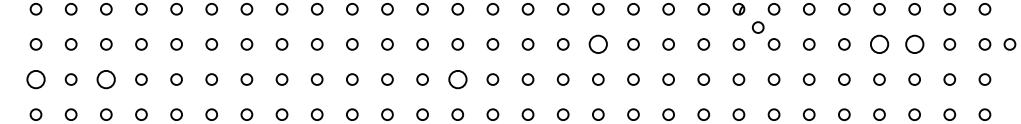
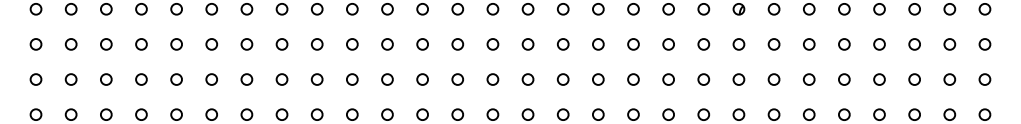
circle: present -> none (757, 27)
circle size: 20x20 px -> 13x13 px (598, 44)
circle size: 20x20 px -> 13x13 px (879, 44)
circle size: 20x20 px -> 13x13 px (914, 44)
circle: present -> none (1009, 44)
circle size: 20x20 px -> 14x13 px (35, 79)
circle size: 20x20 px -> 13x13 px (106, 79)
circle size: 20x20 px -> 13x13 px (457, 79)
